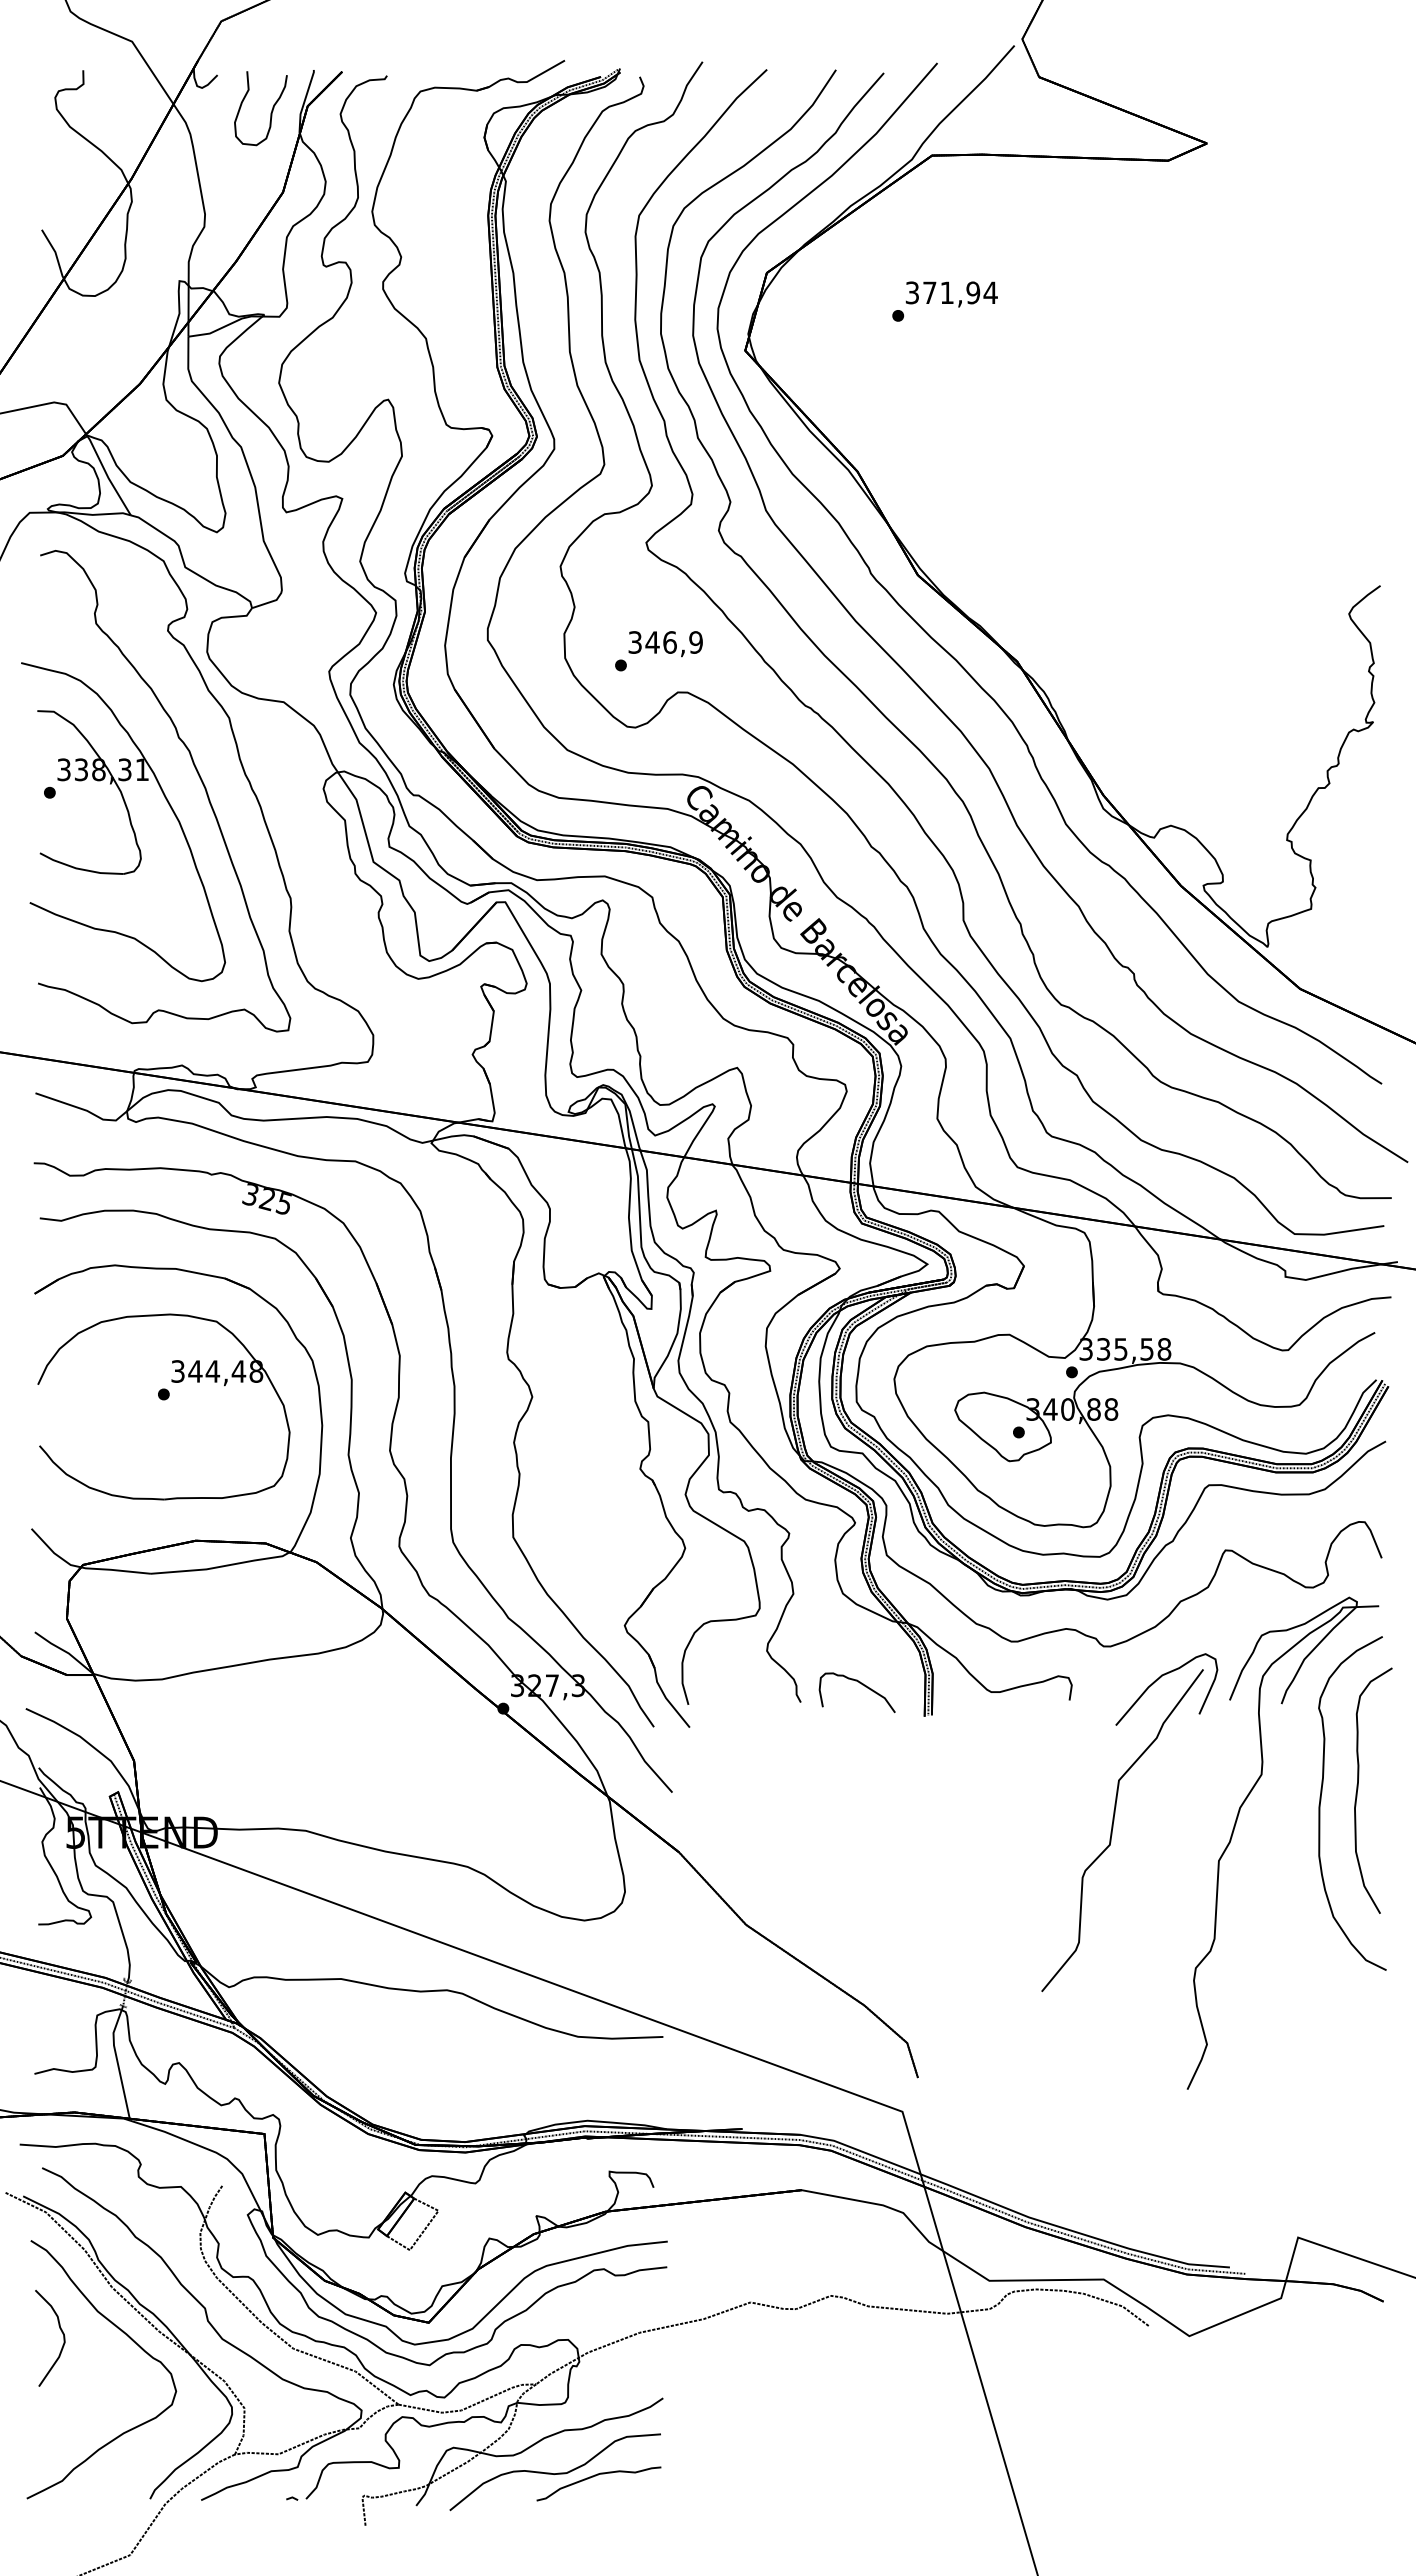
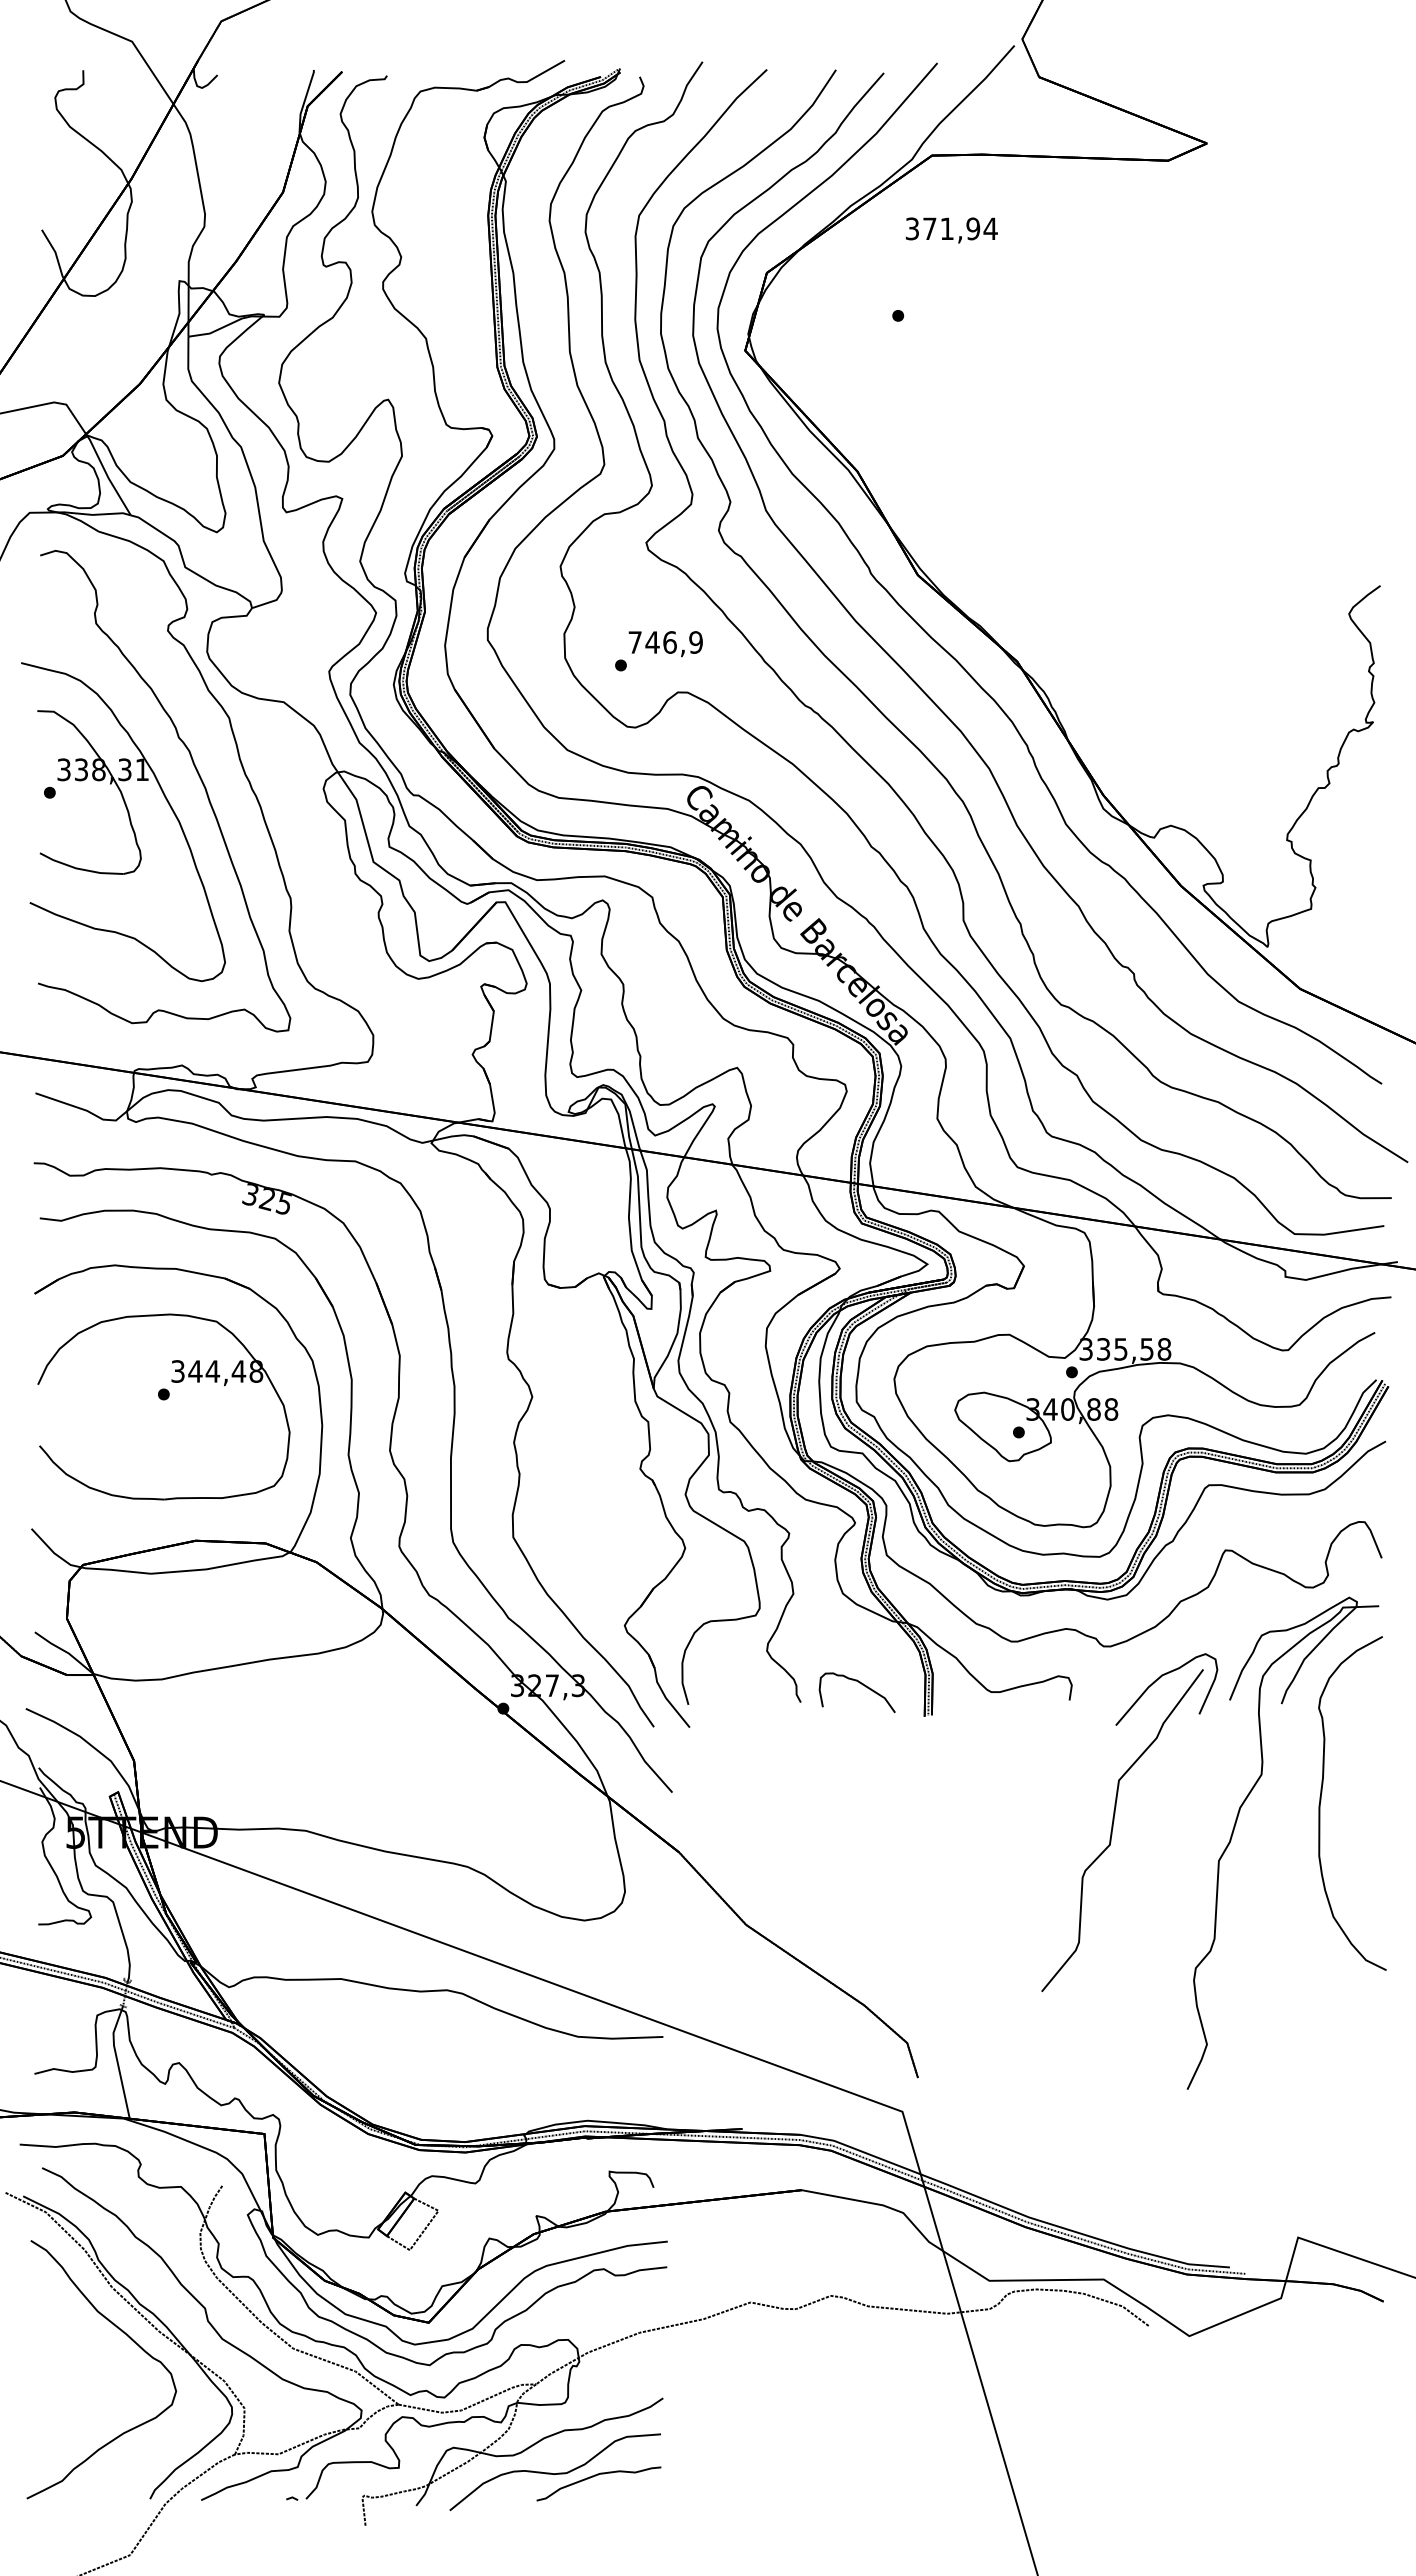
curve: present -> none (271, 109)
text position: (951, 294) -> (951, 230) (951, 230)
text: 346,9 -> 746,9 (634, 642)
curve: present -> none (1358, 1789)
part: present -> none (61, 2332)
